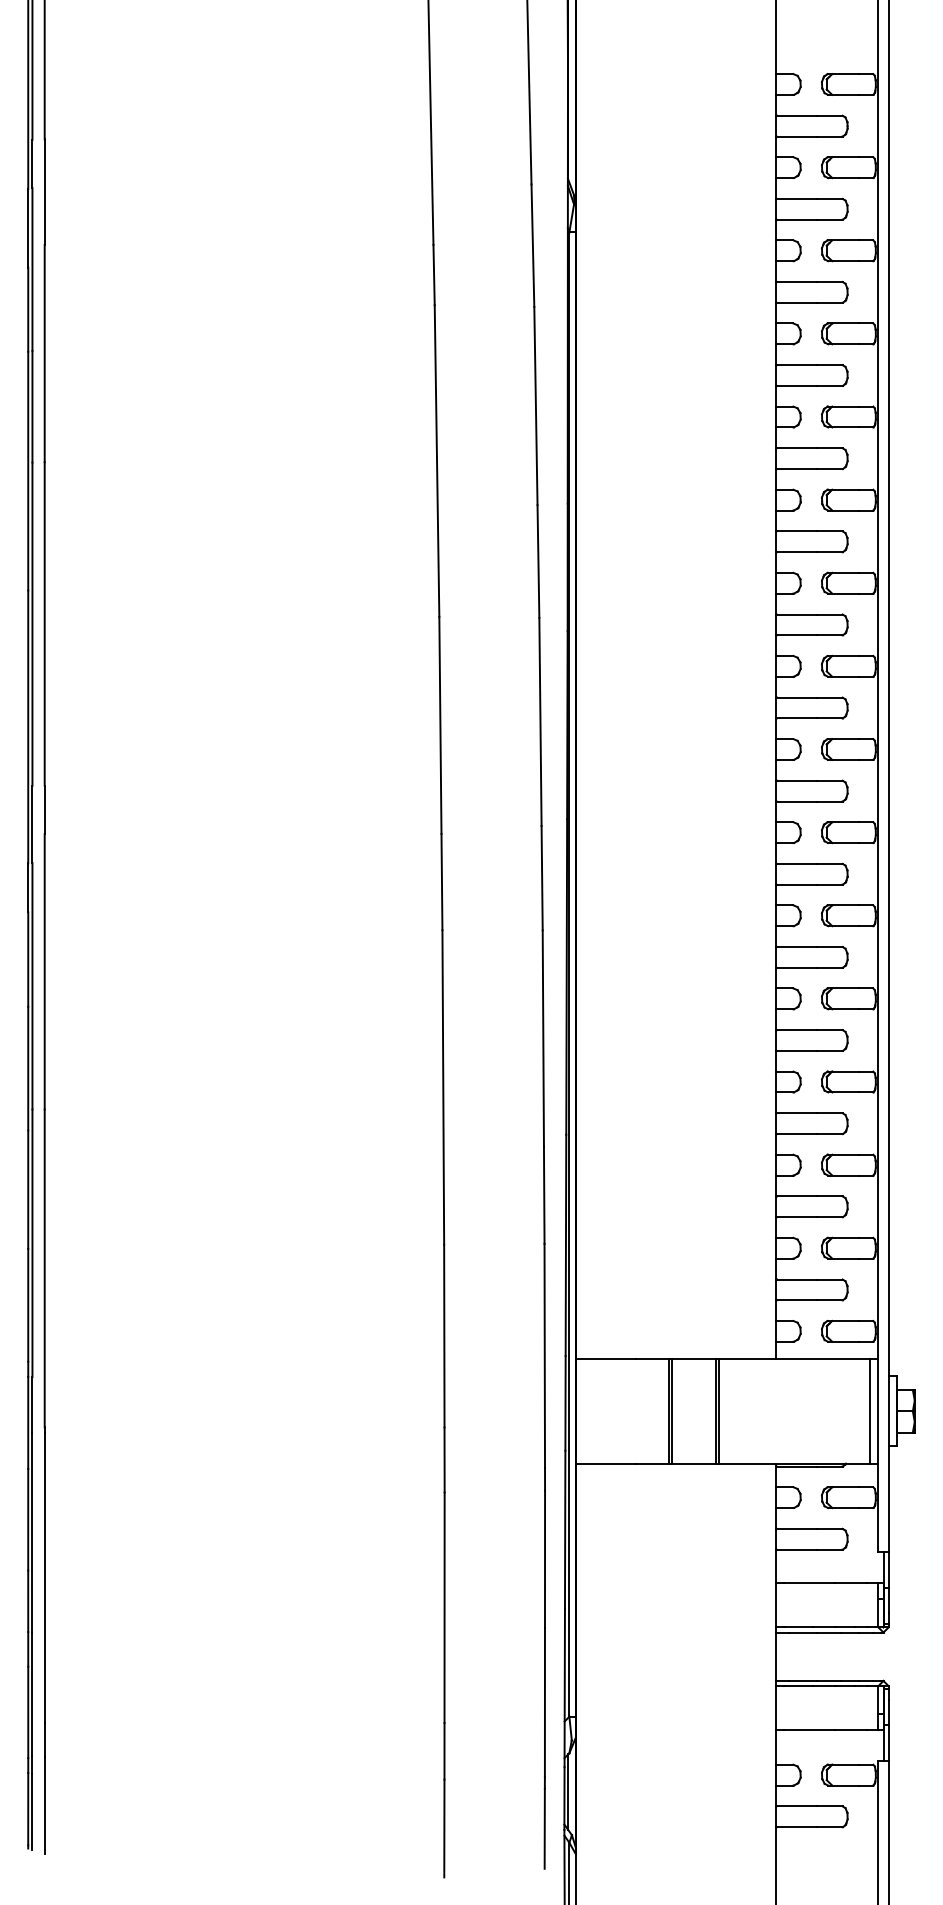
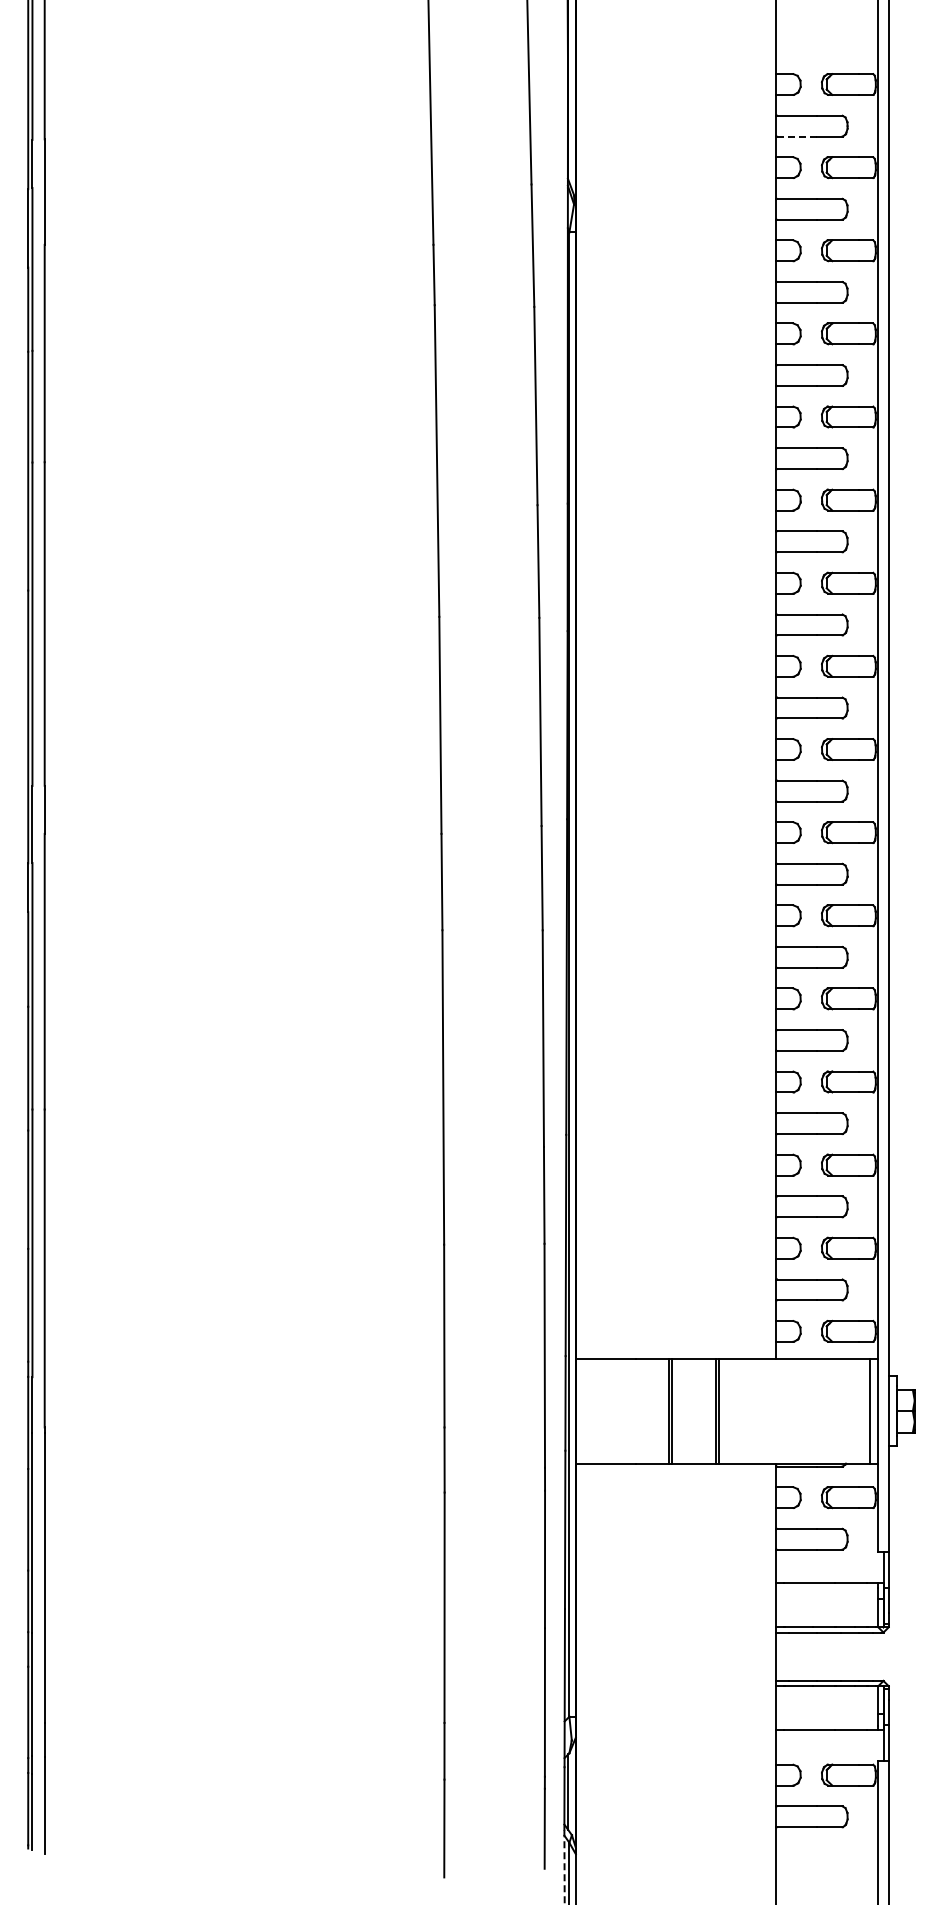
line: solid -> dashed (796, 136)
line: solid -> dashed (564, 1866)
